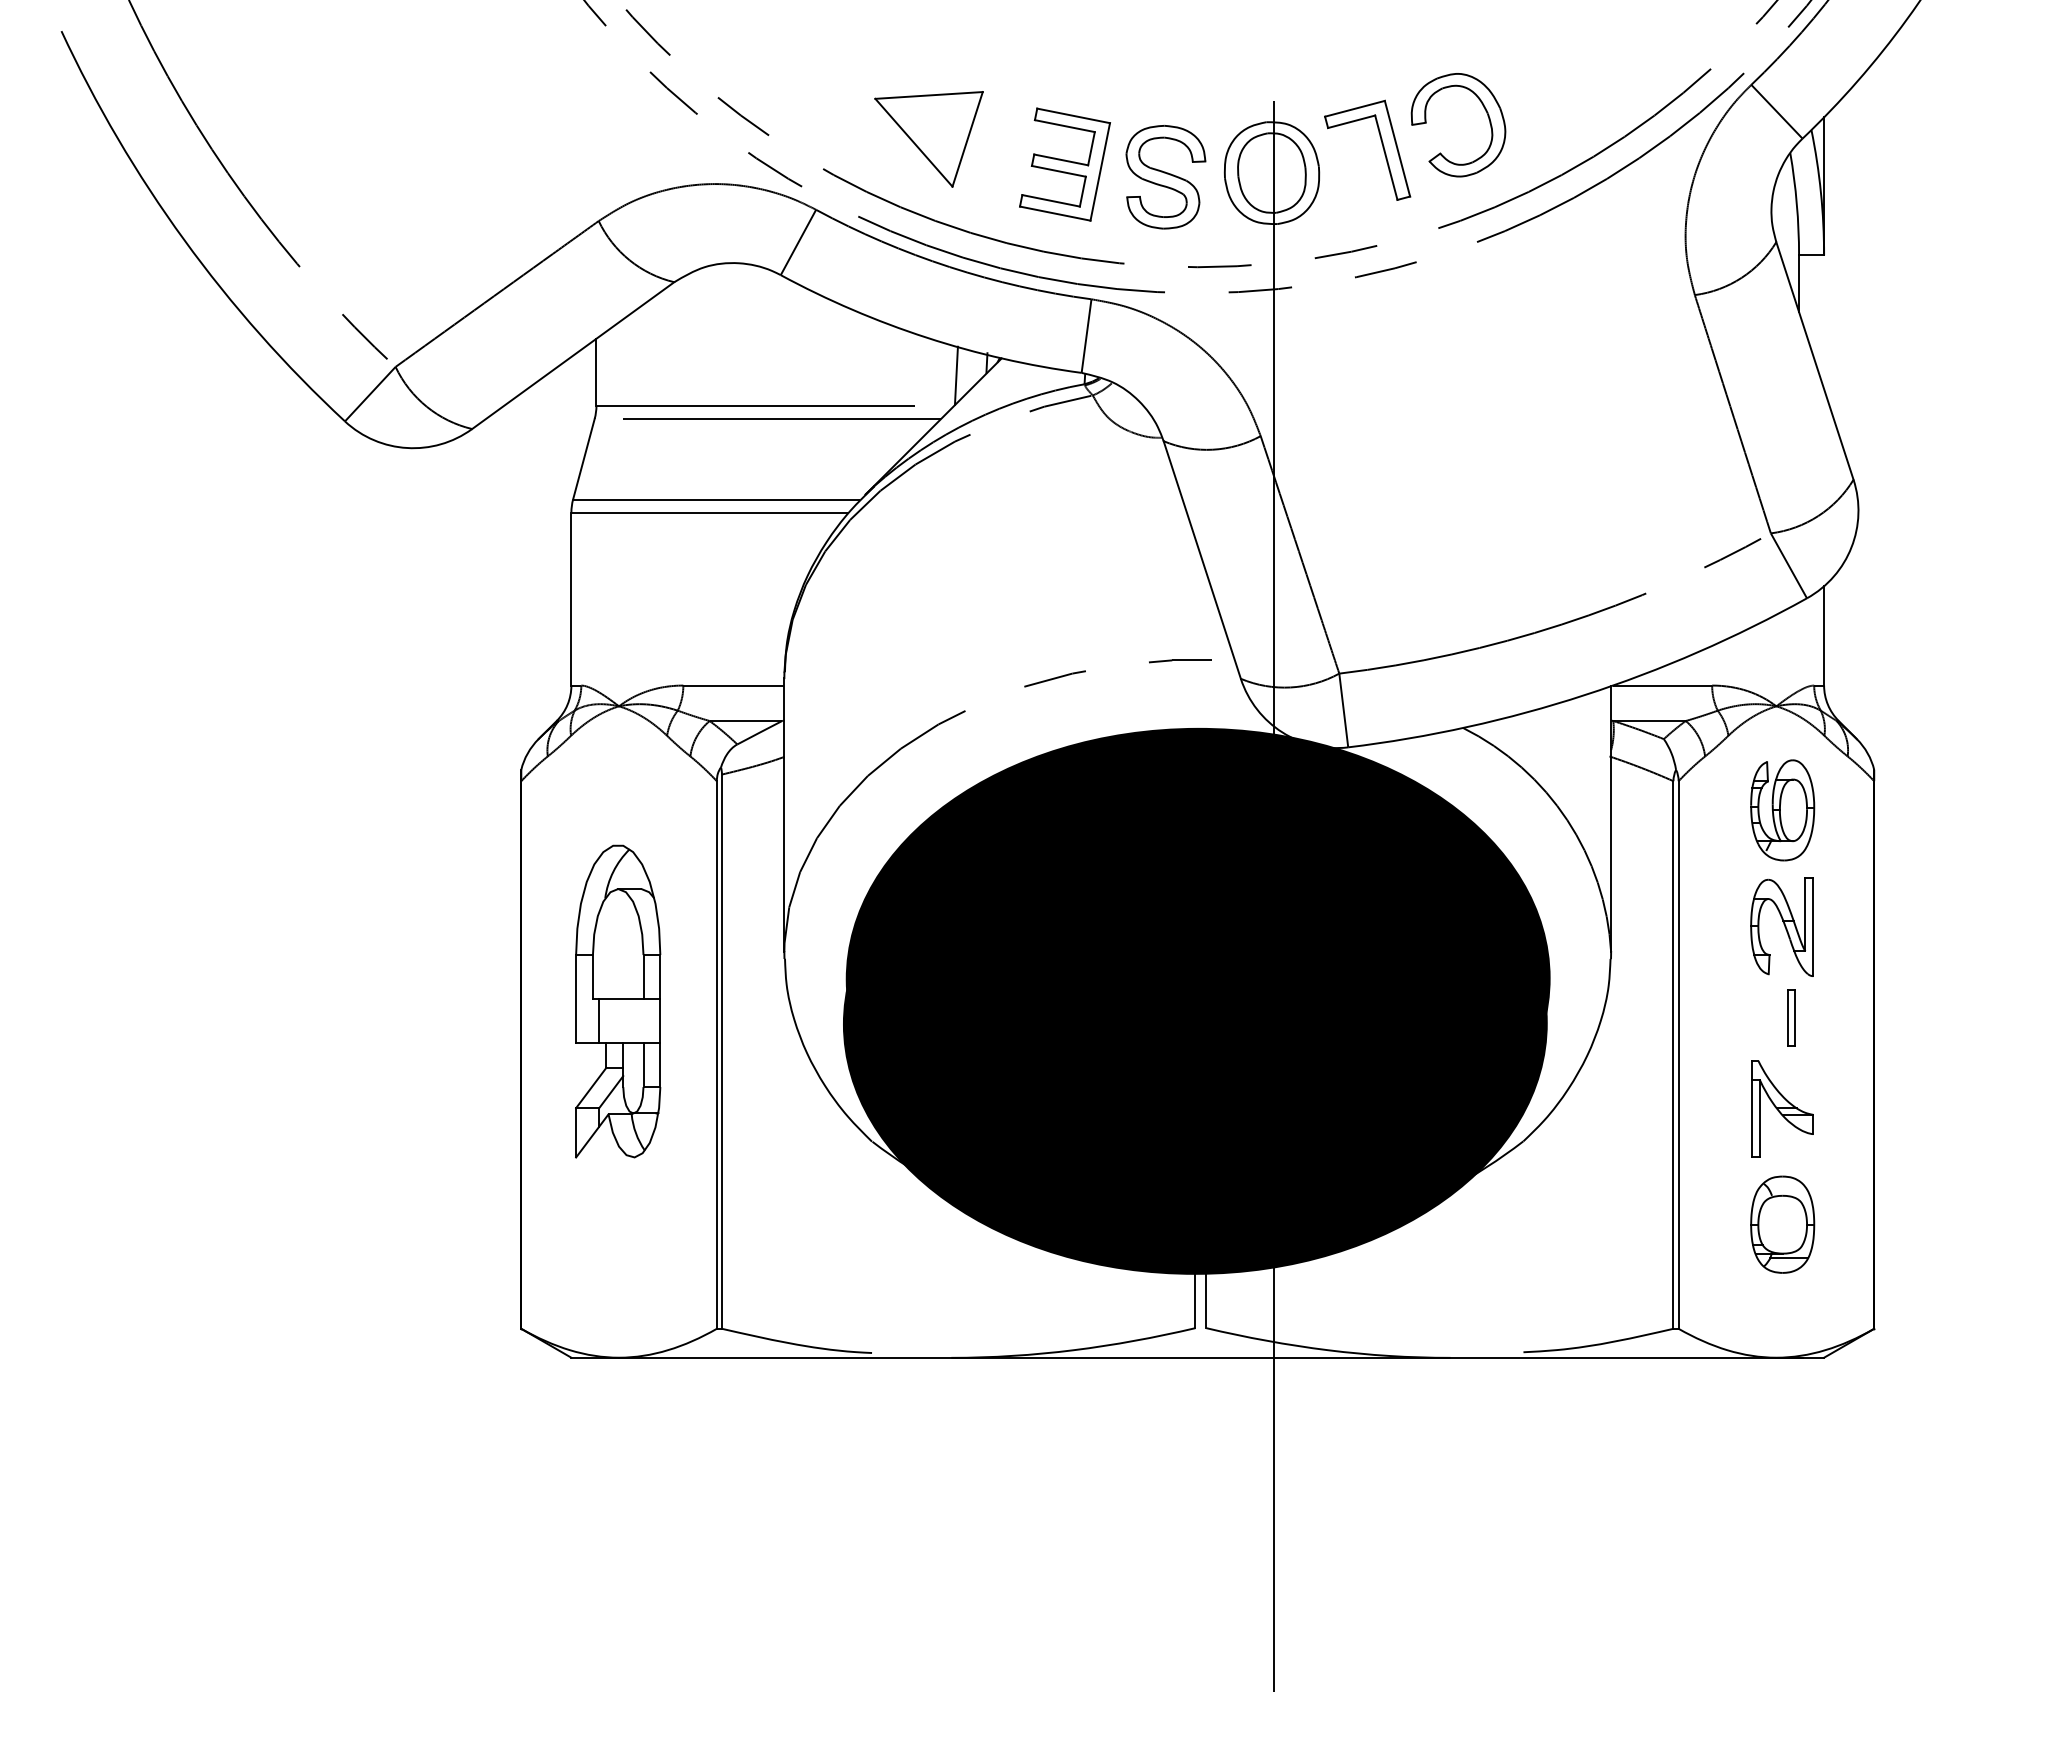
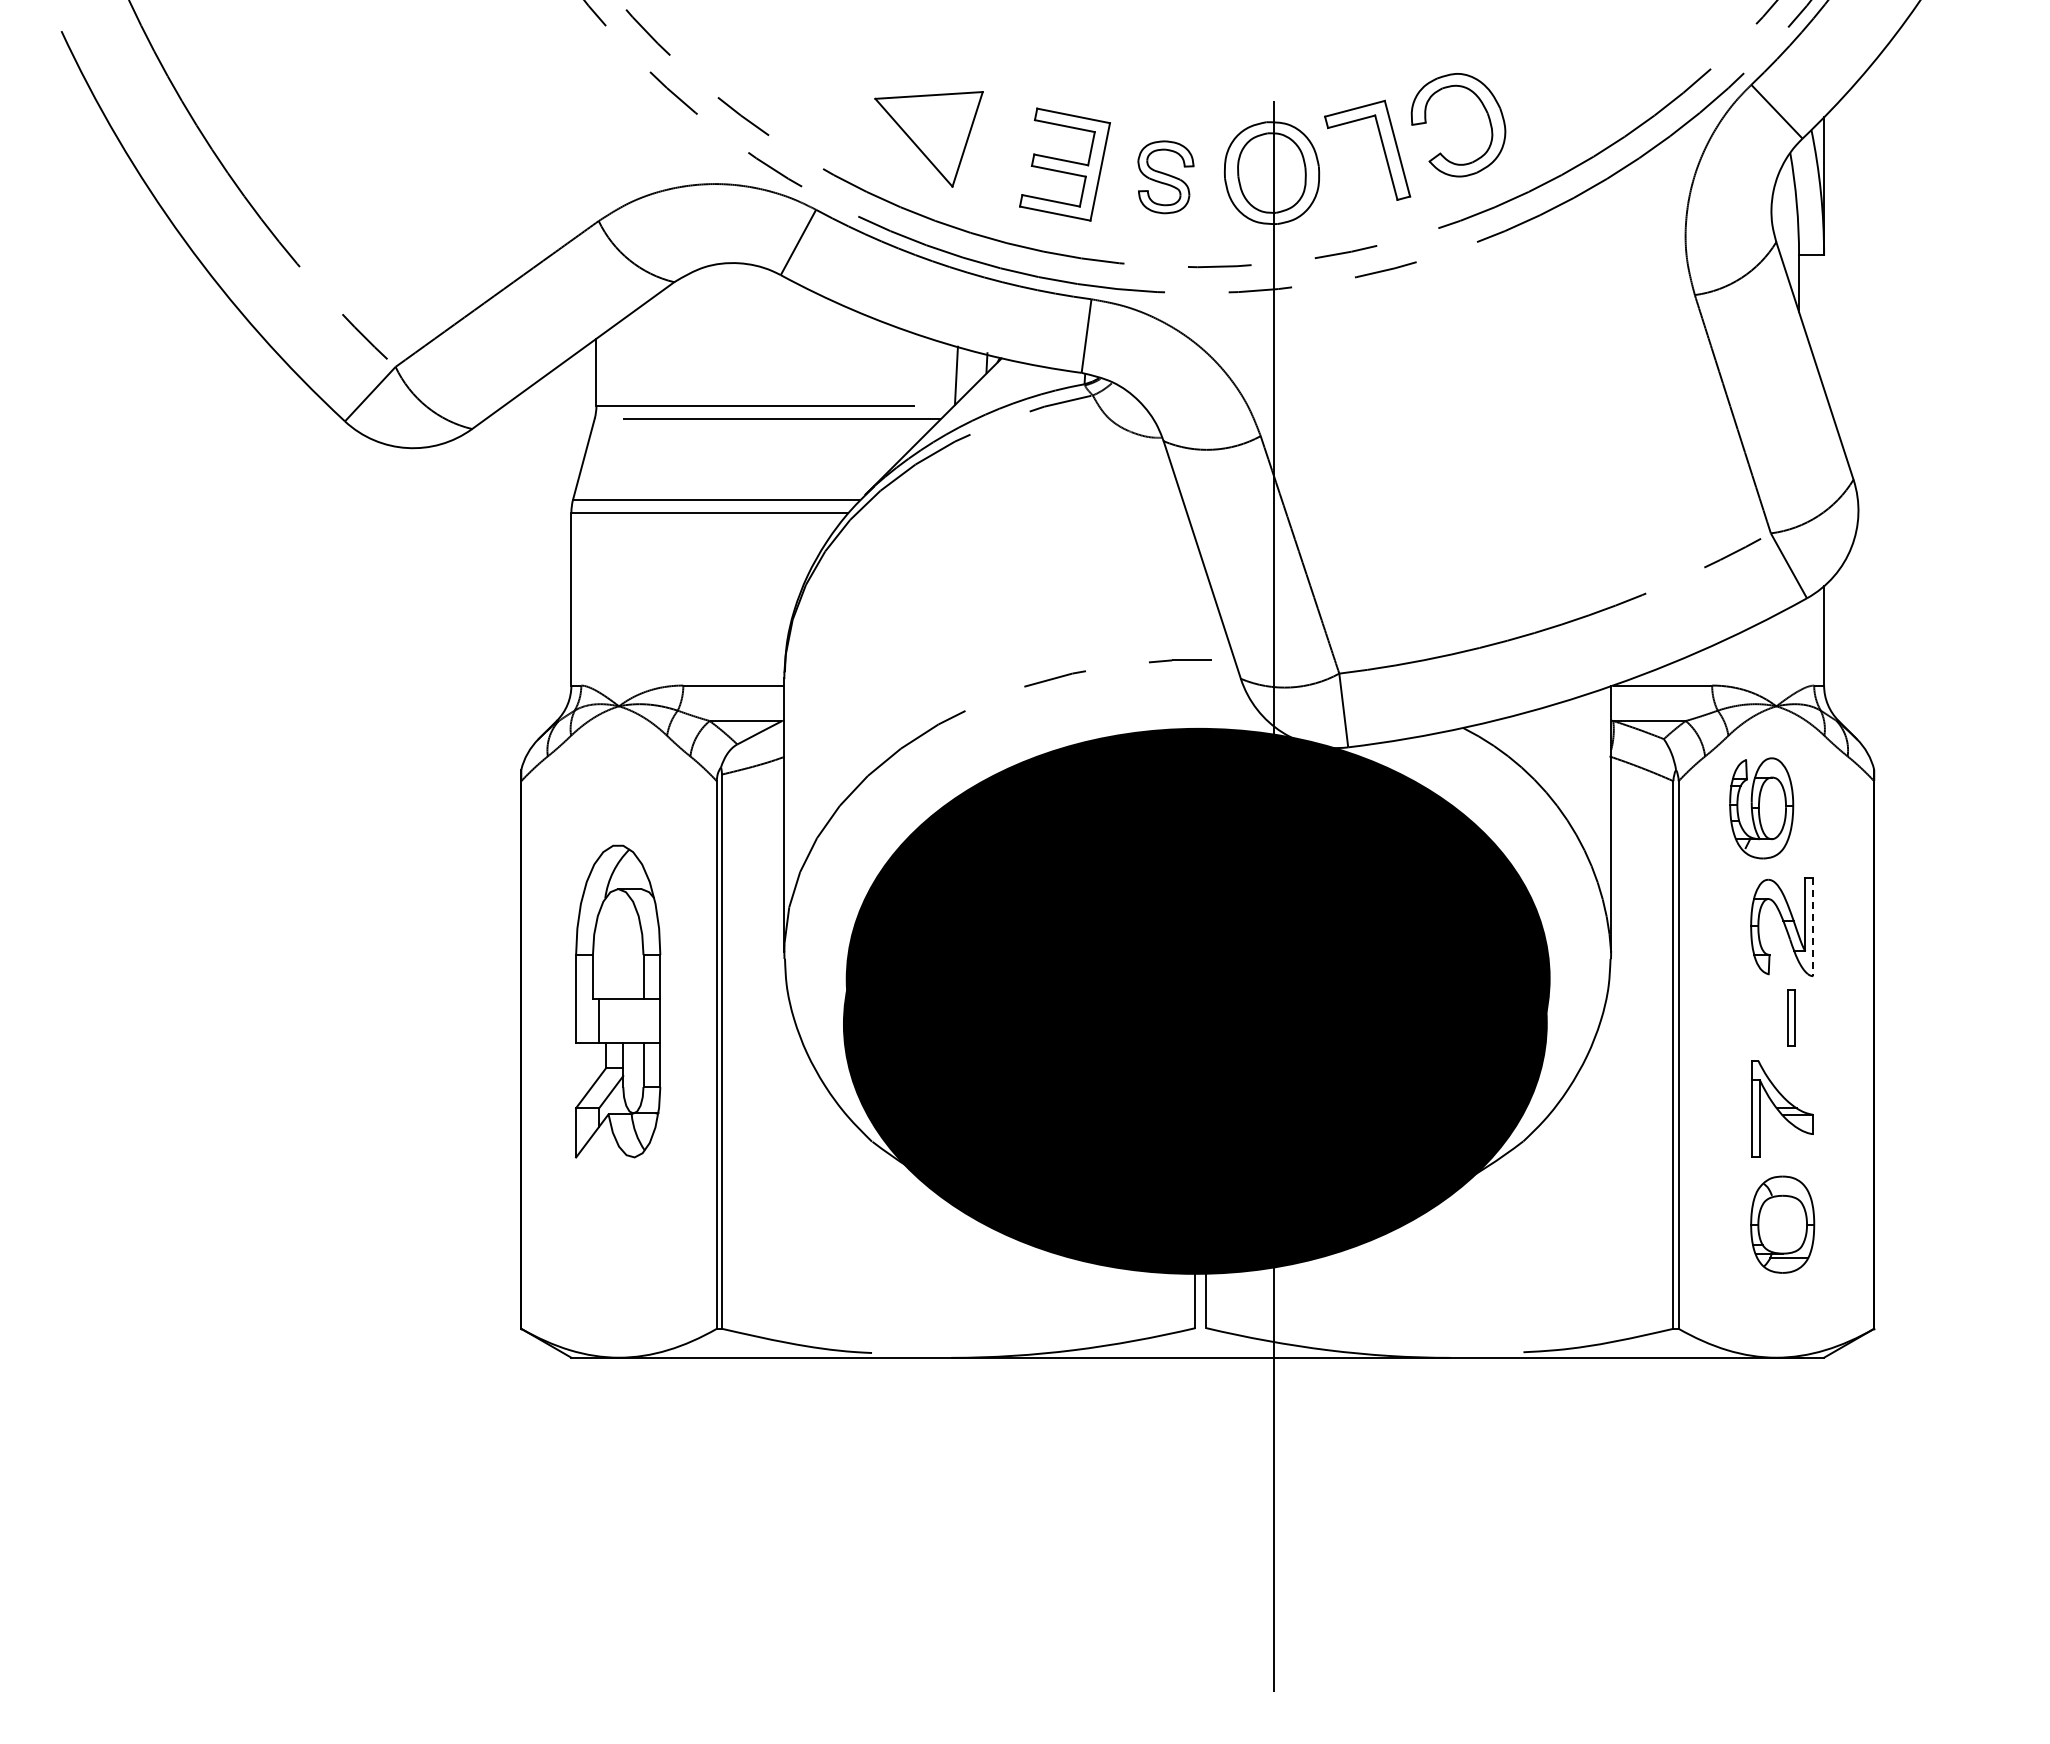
part size: 82x105 px -> 58x75 px (1165, 177)
part position: (1782, 810) -> (1761, 808) (1761, 808)
line: solid -> dashed (1813, 927)
